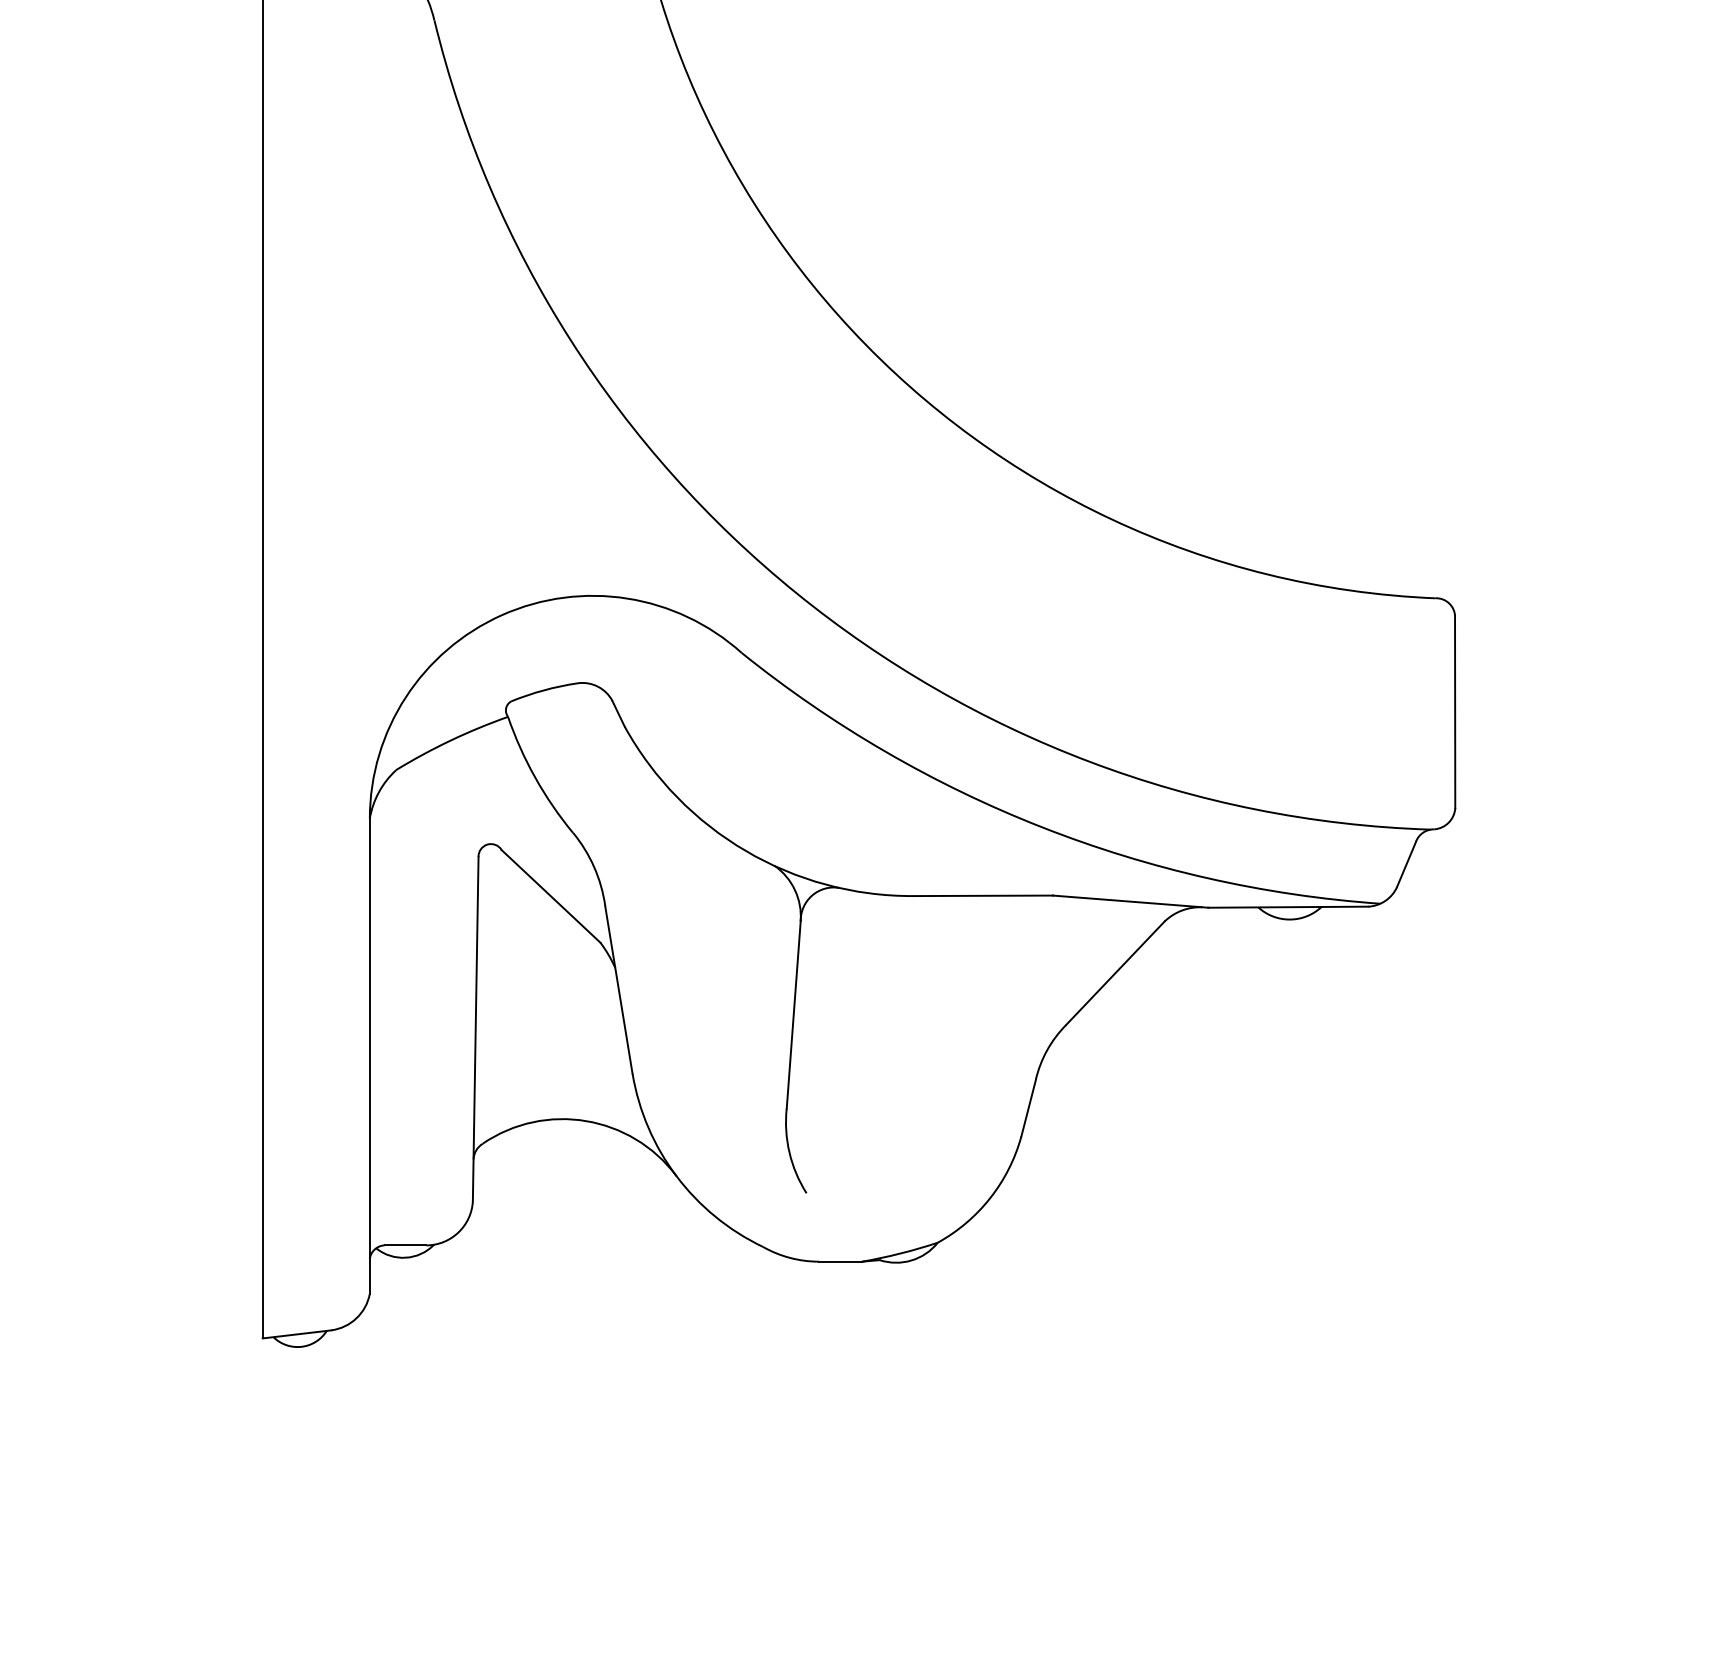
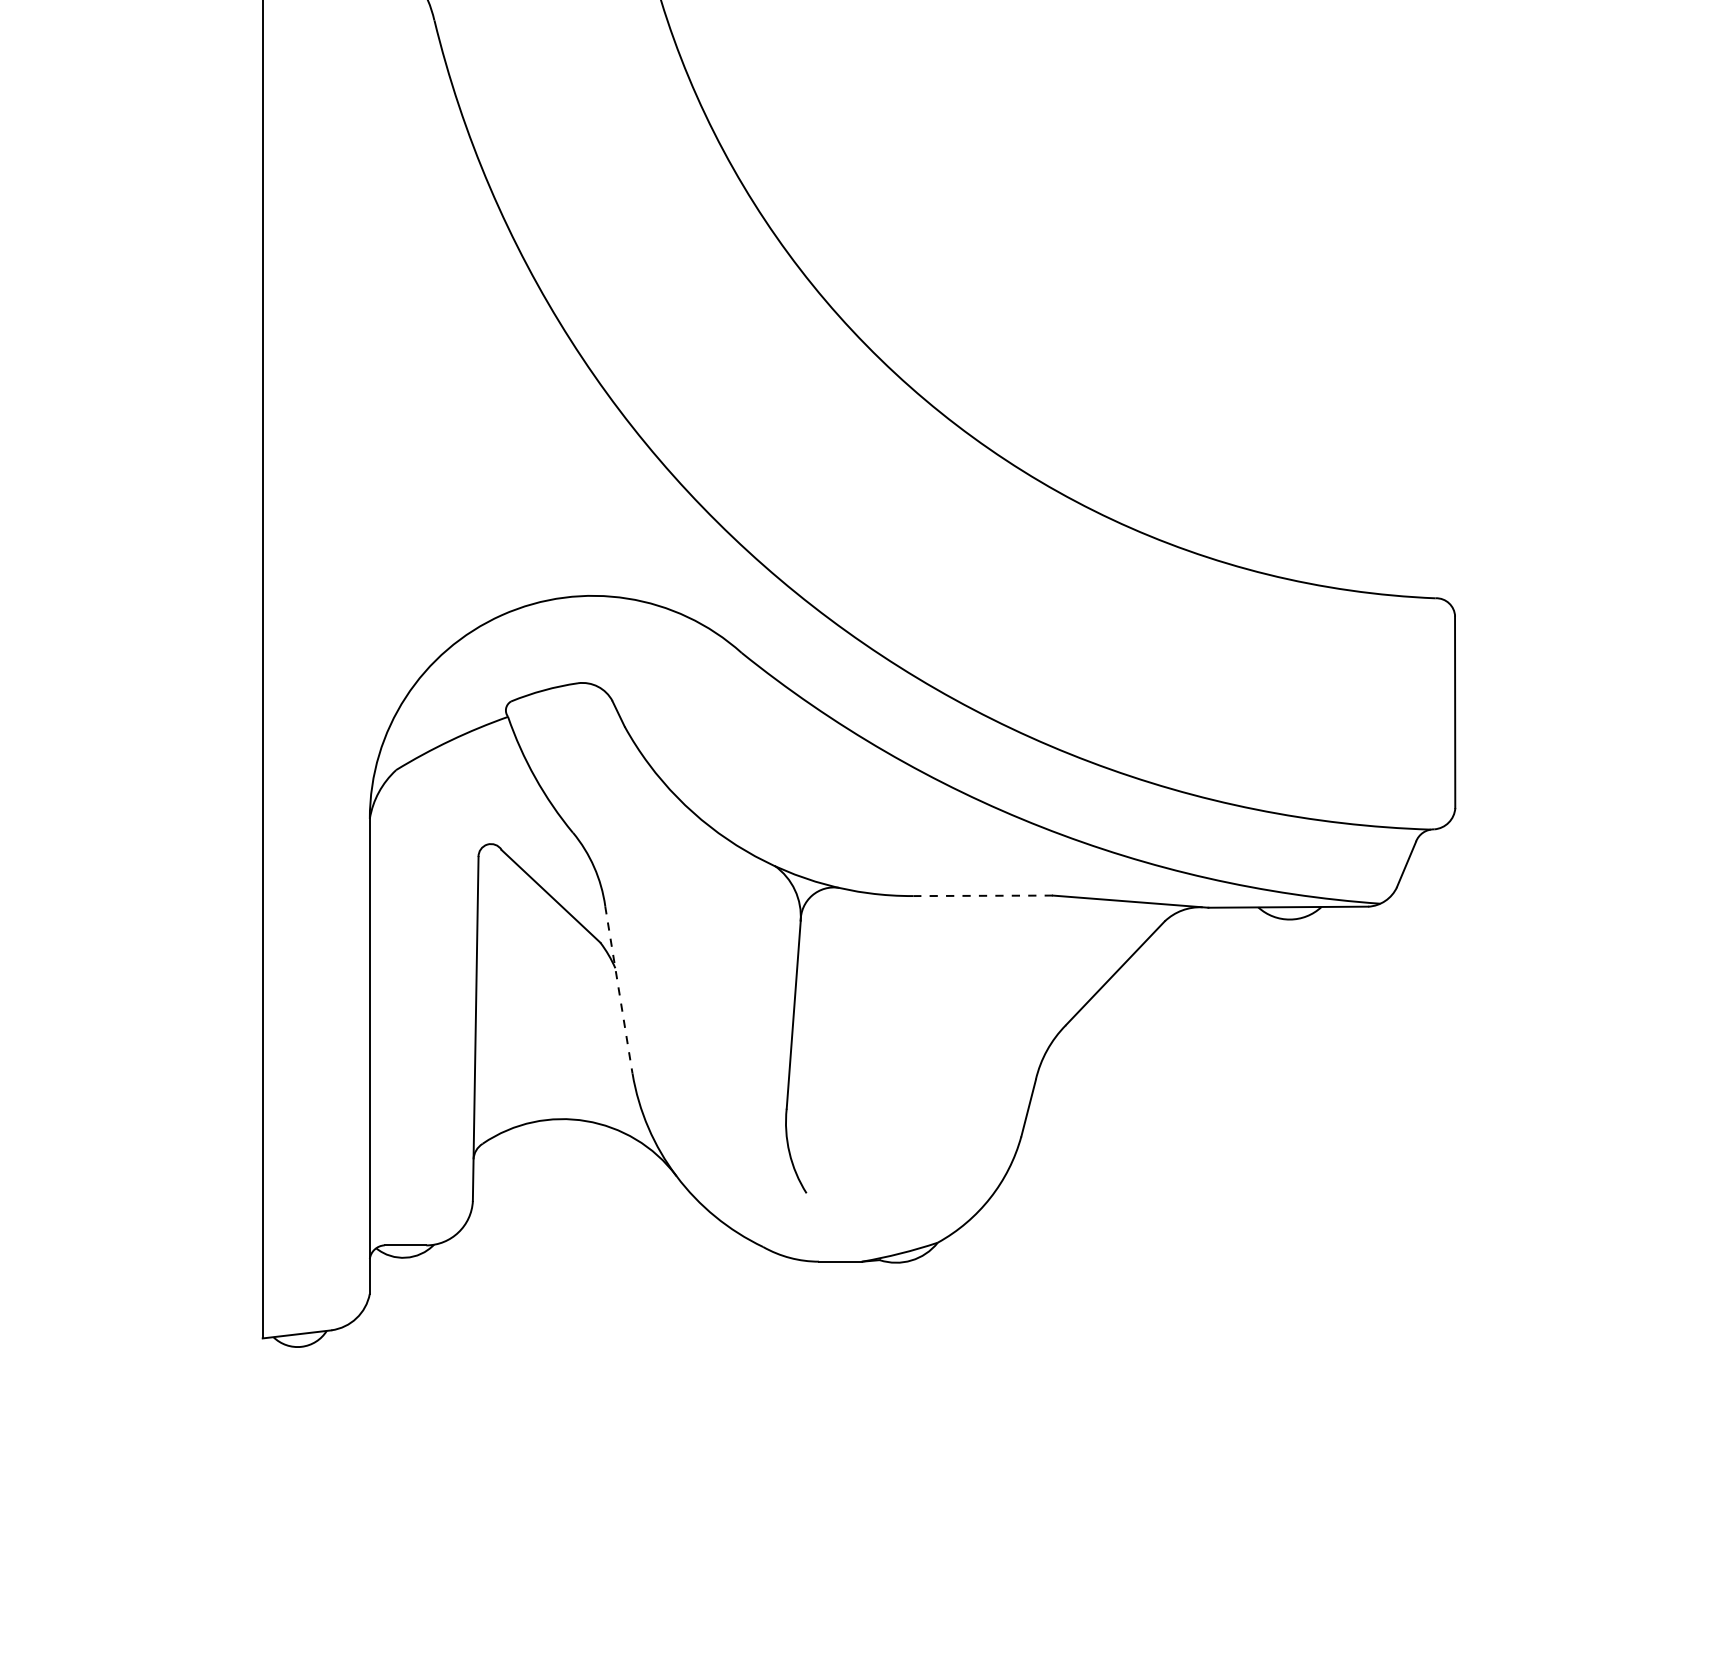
line: solid -> dashed (983, 895)
line: solid -> dashed (618, 989)
